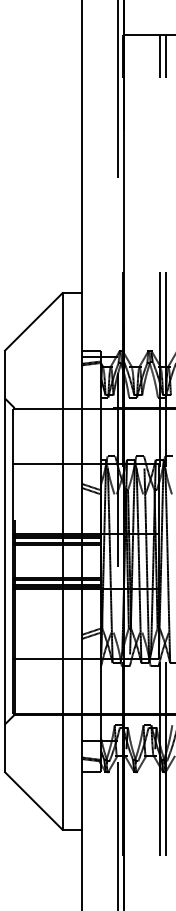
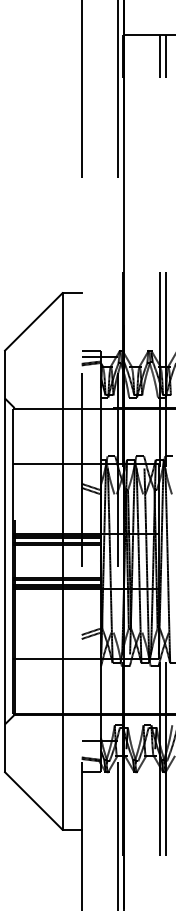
line: solid -> dashed (81, 456)
